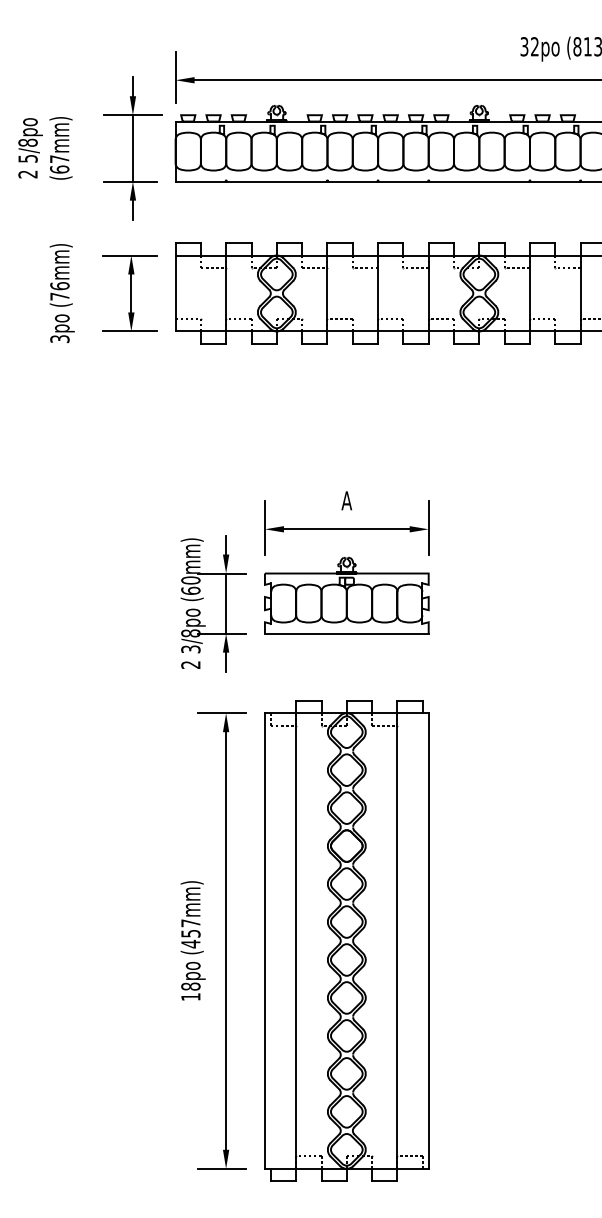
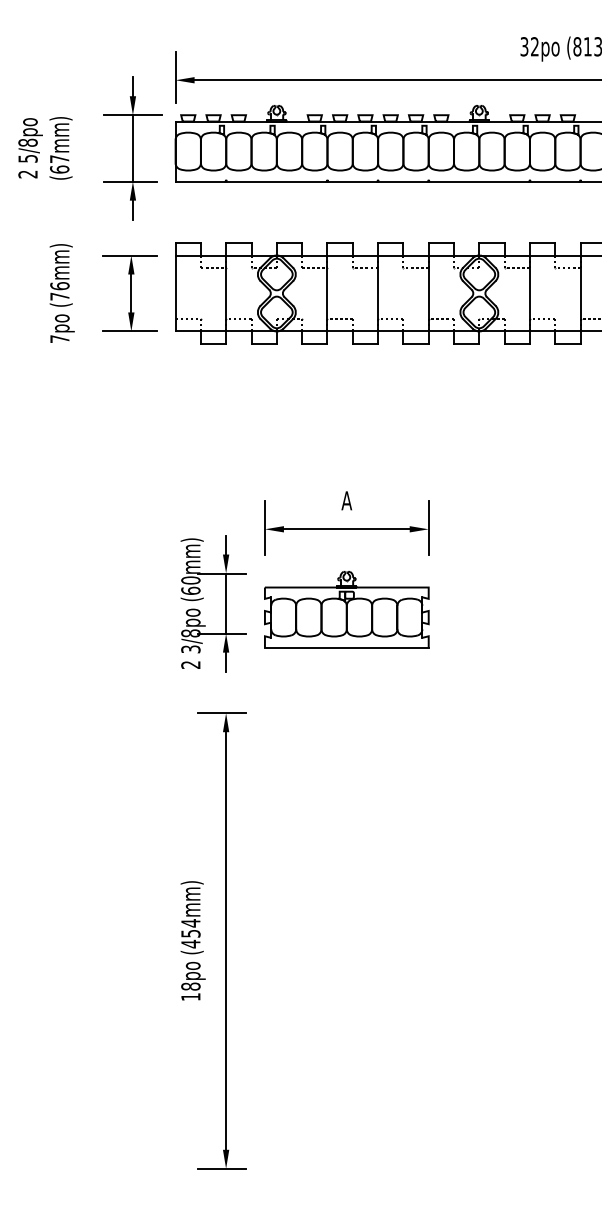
text: 3po -> 7po (59, 338)
part position: (346, 595) -> (346, 609) (346, 609)
text: (457mm) -> (454mm) (190, 923)
part: present -> none (346, 940)
